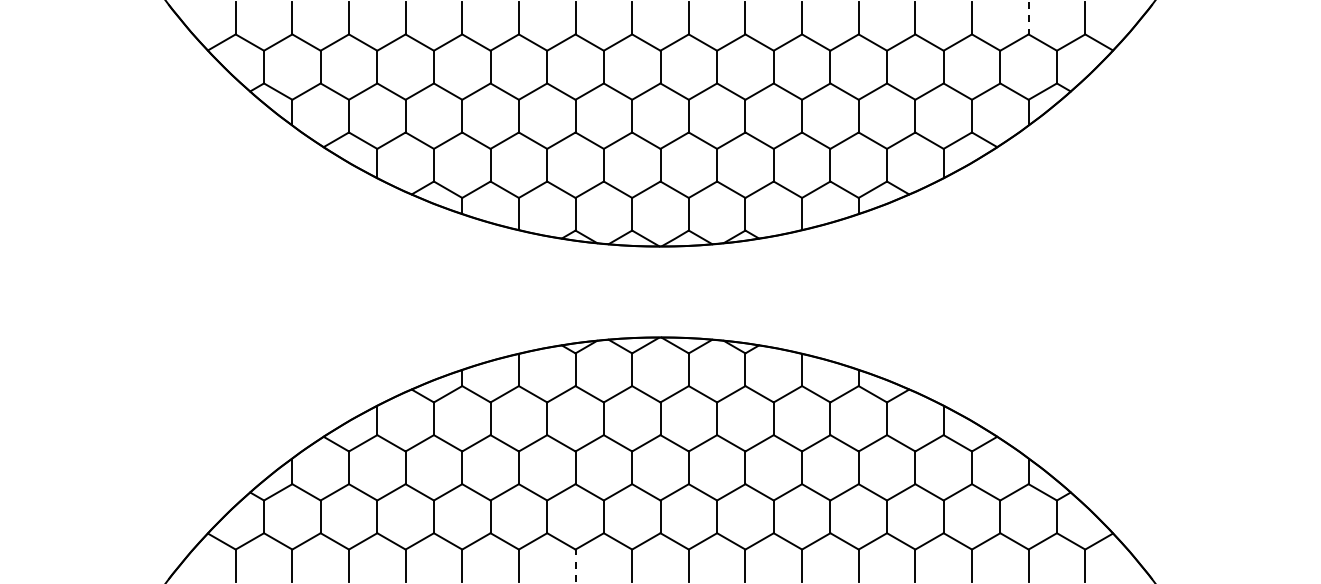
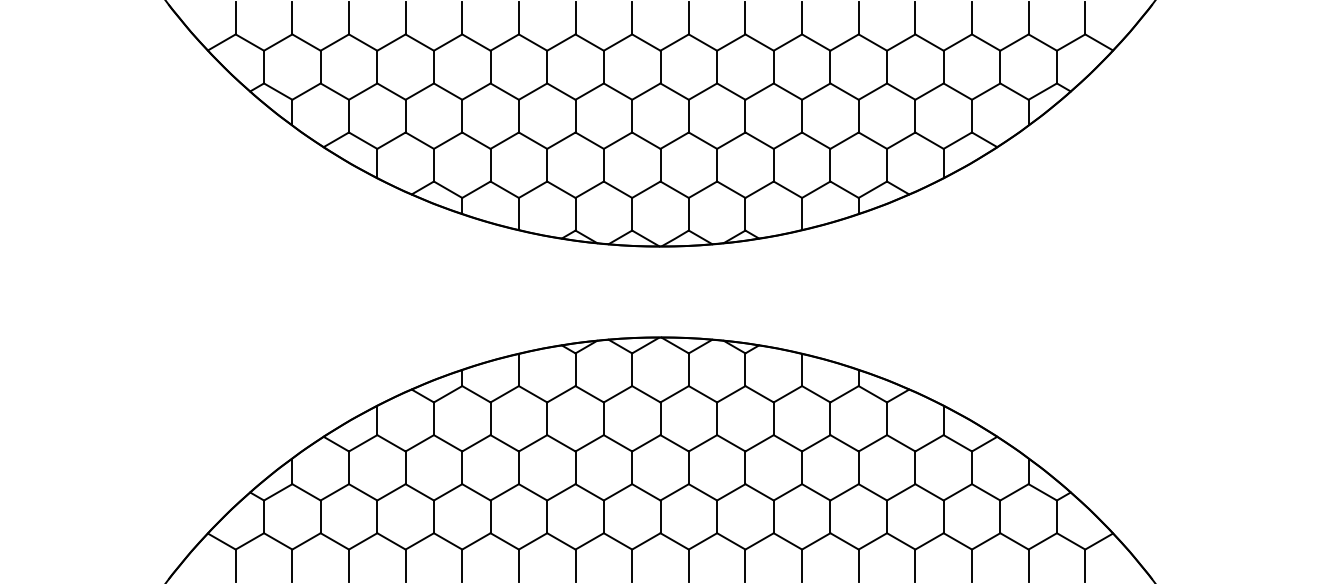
line: dashed -> solid (1028, 18)
line: dashed -> solid (575, 565)
